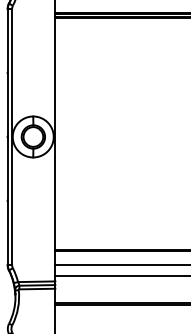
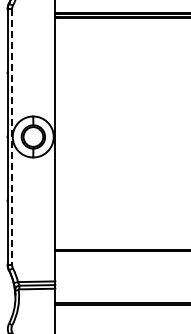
line: solid -> dashed (12, 136)
line: present -> none (121, 265)
line: present -> none (121, 275)
